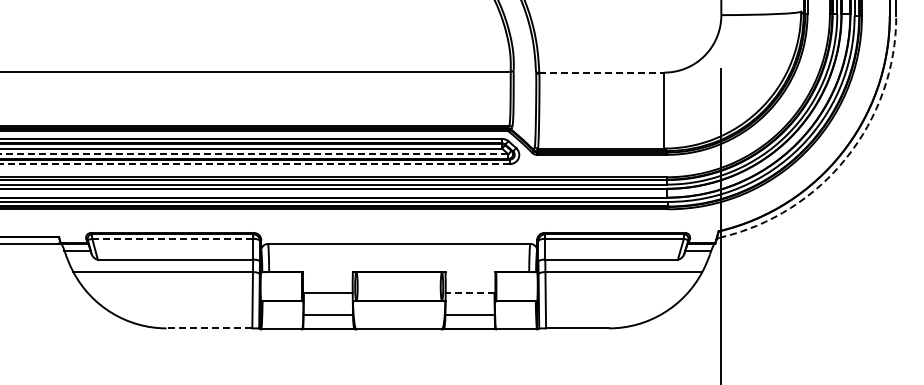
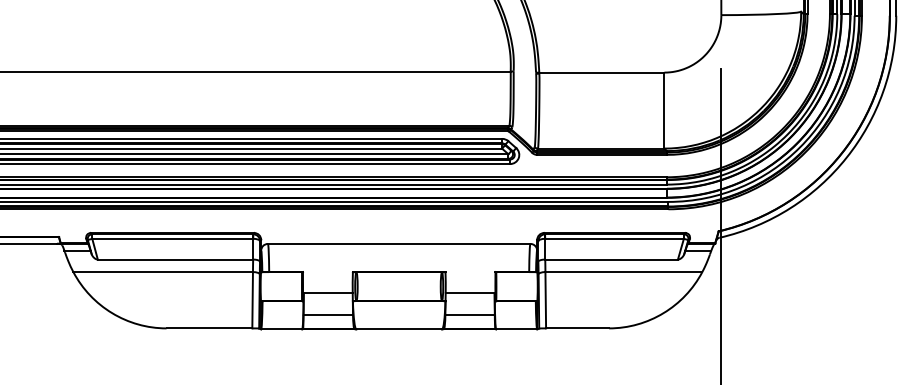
line: dashed -> solid (601, 72)
line: dashed -> solid (254, 154)
arc: dashed -> solid (846, 157)
line: dashed -> solid (255, 164)
line: dashed -> solid (172, 238)
line: dashed -> solid (470, 293)
line: dashed -> solid (209, 328)
